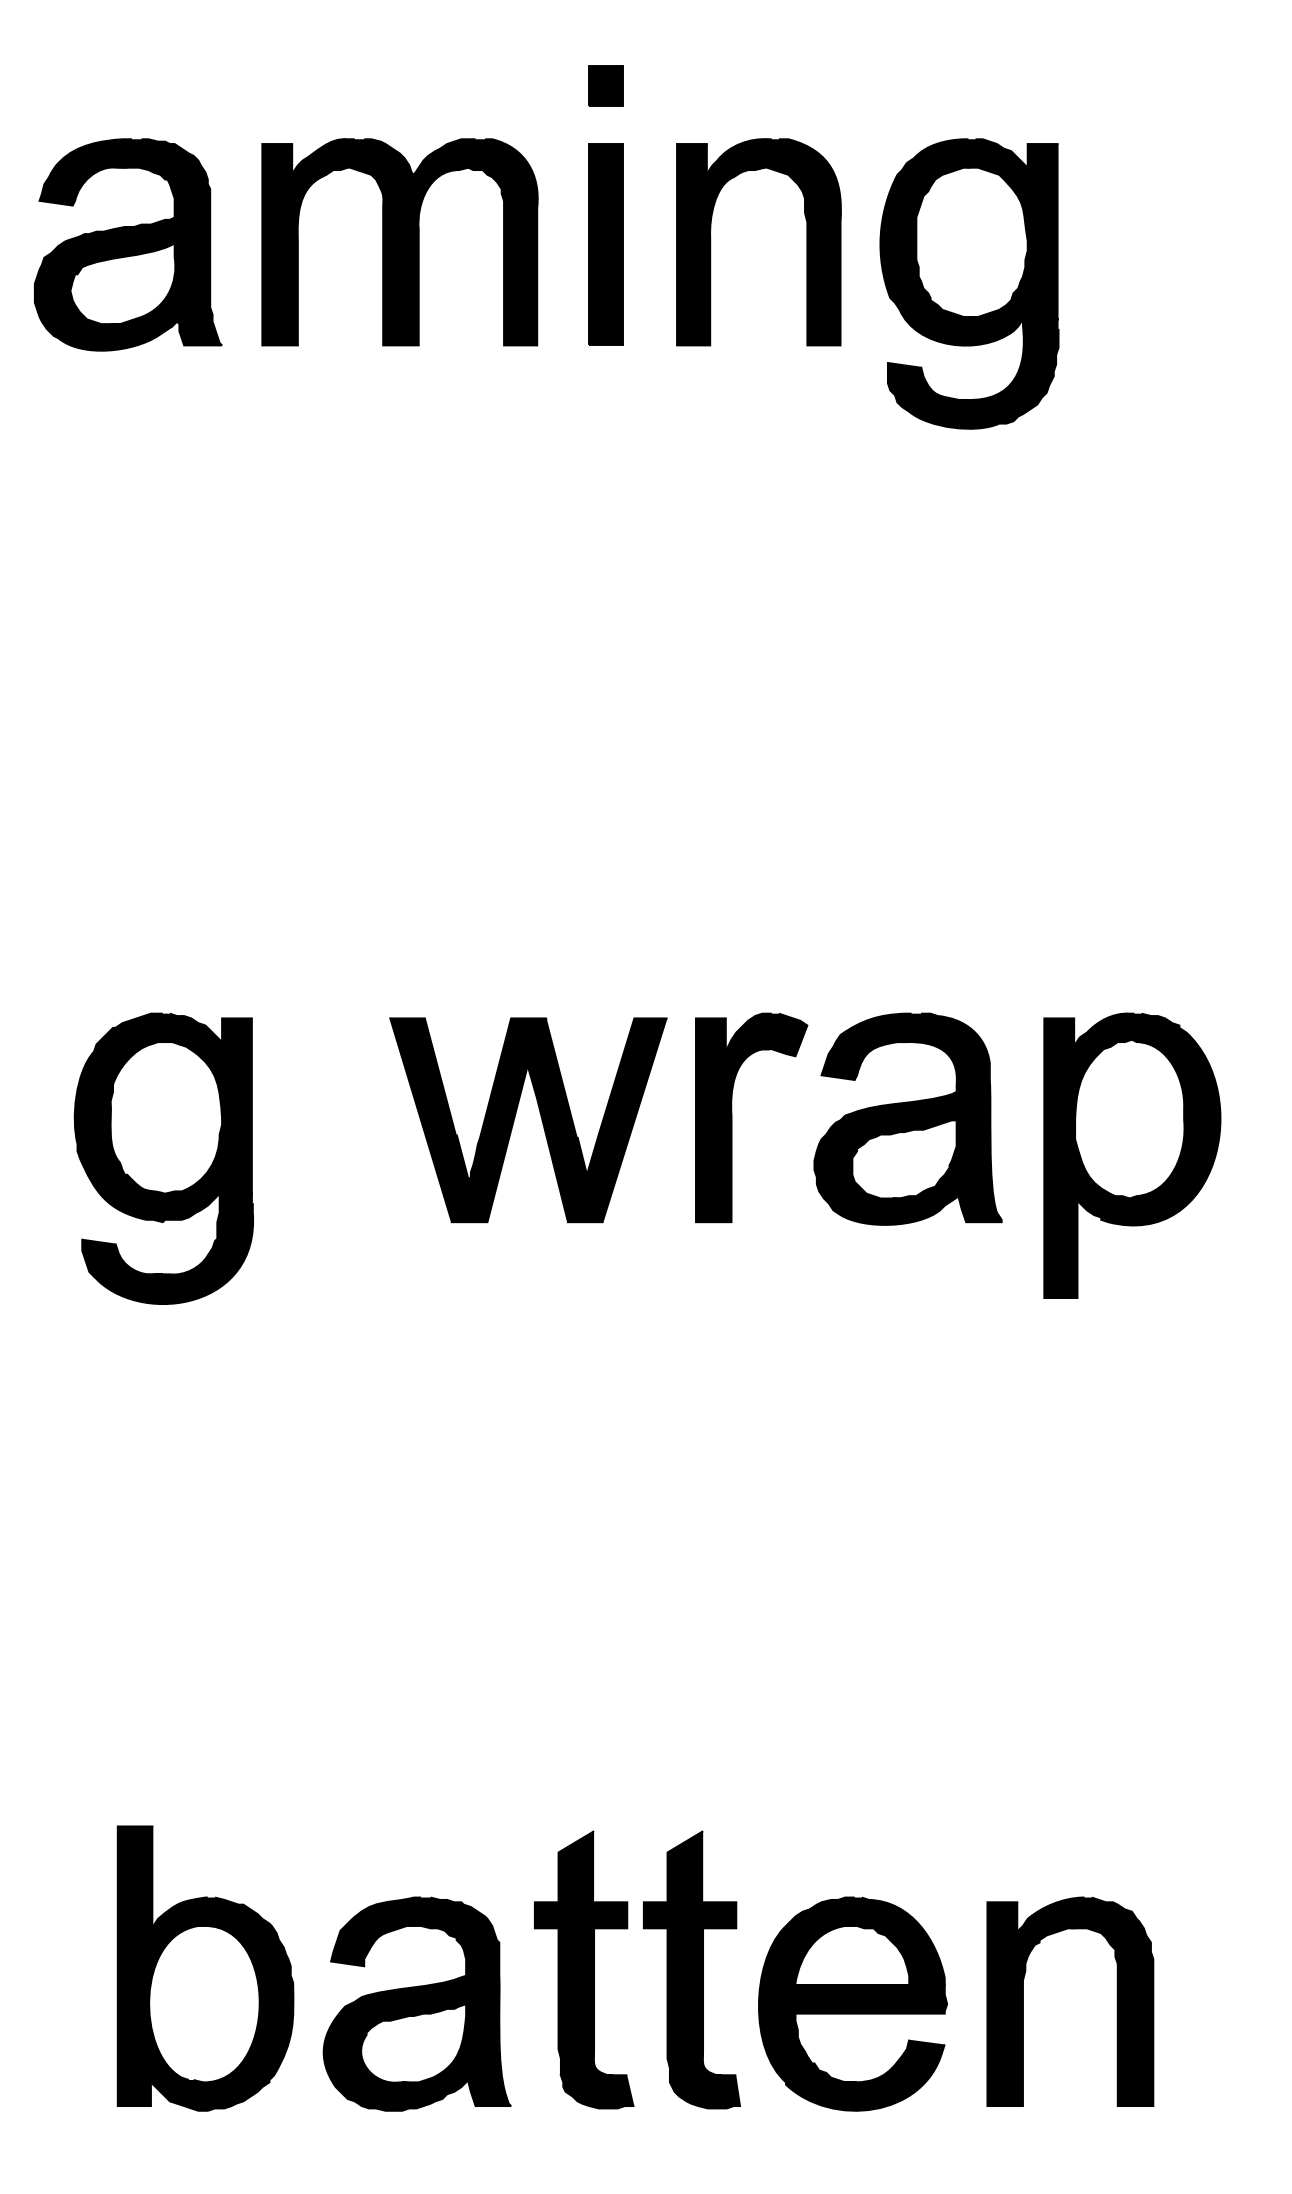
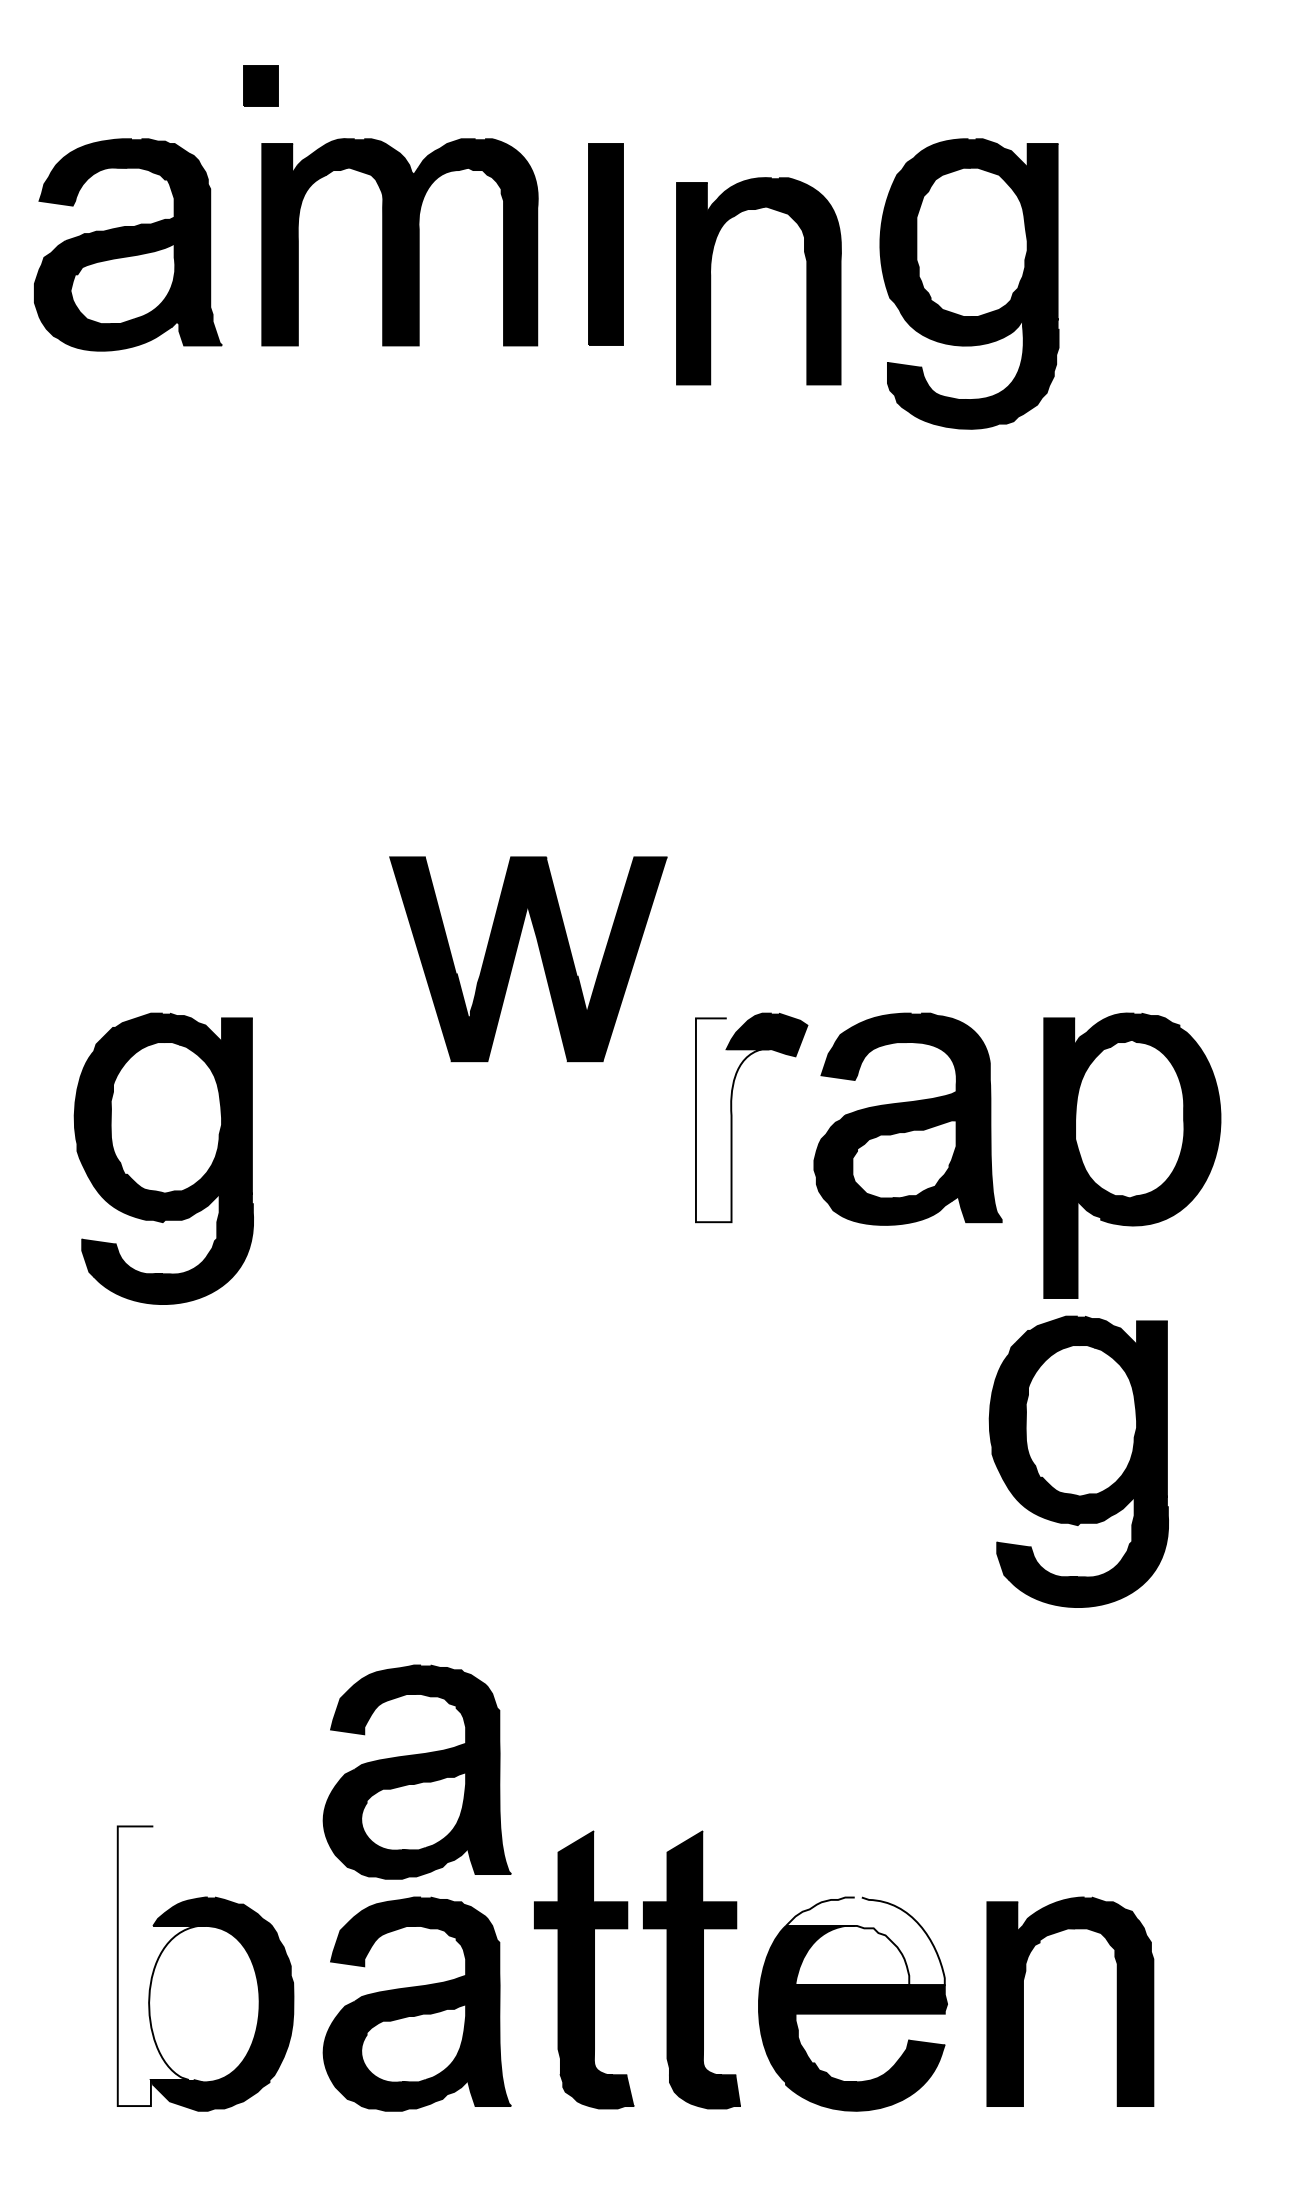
part position: (605, 85) -> (260, 85) (260, 85)
part position: (711, 242) -> (711, 281) (711, 281)
part position: (540, 1117) -> (540, 956) (540, 956)
fill: present -> none (732, 1120)
part: none -> present (1078, 1461)
part: none -> present (416, 1771)
fill: present -> none (865, 1941)
fill: present -> none (161, 1966)
